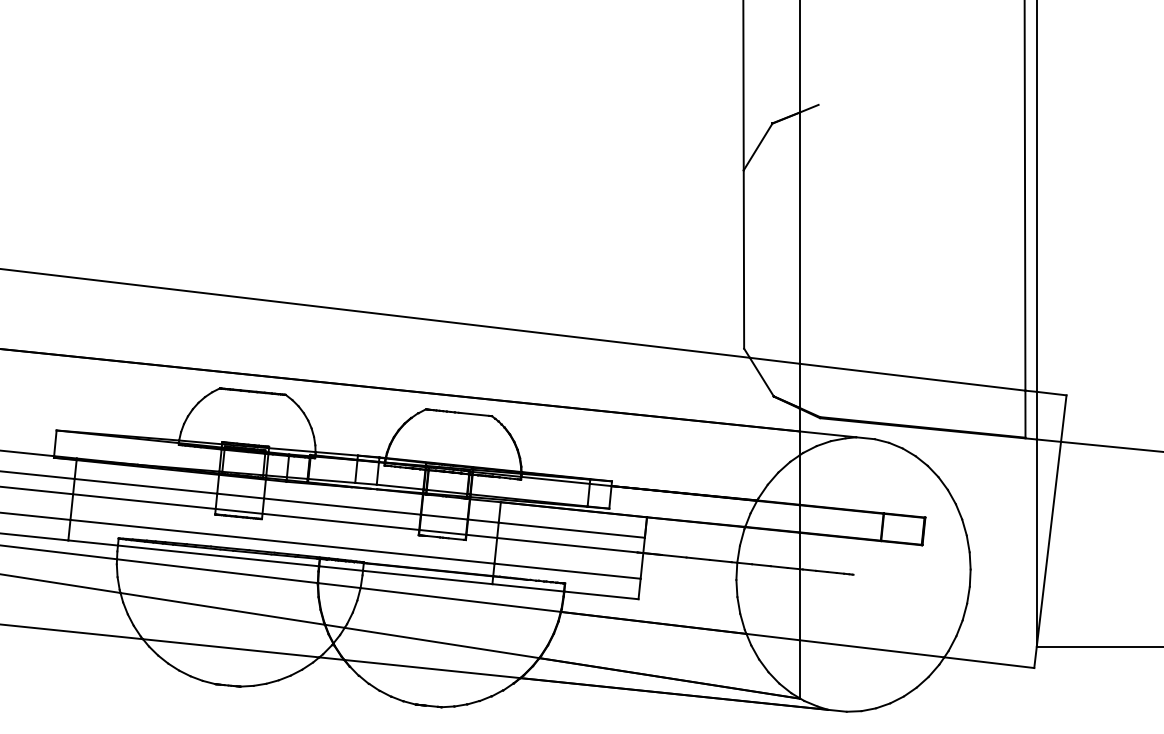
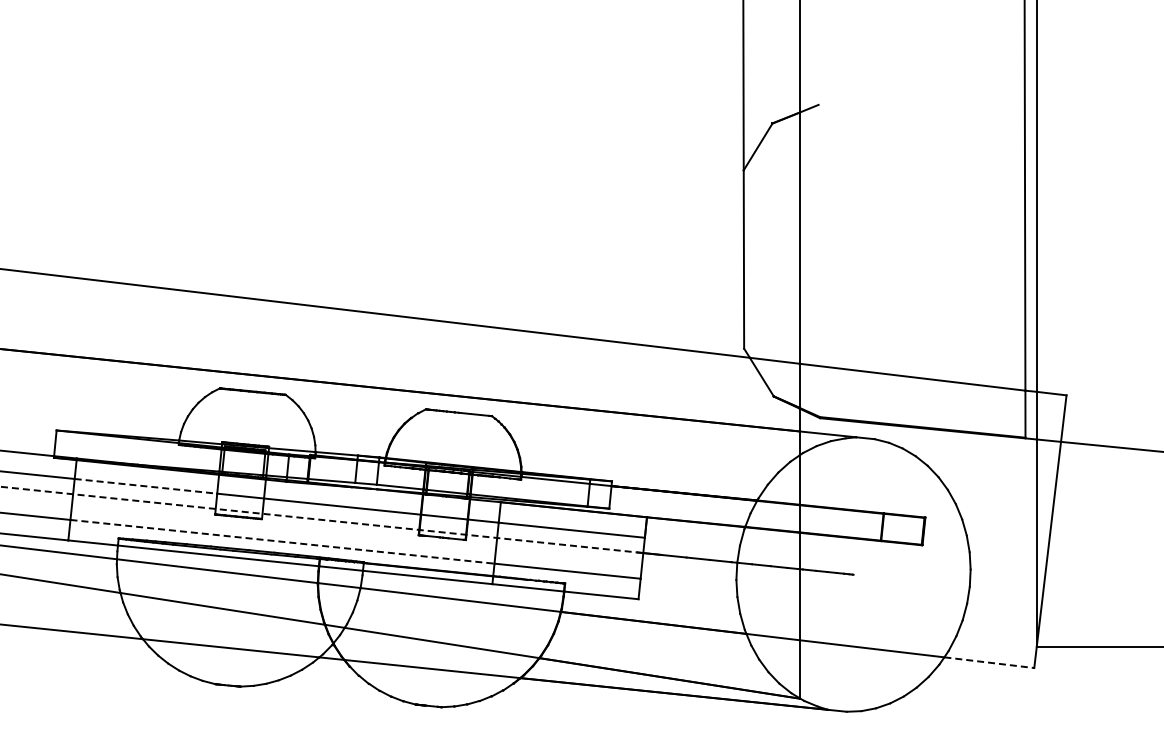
line: solid -> dashed (145, 486)
line: solid -> dashed (319, 519)
line: solid -> dashed (283, 541)
line: solid -> dashed (989, 662)
